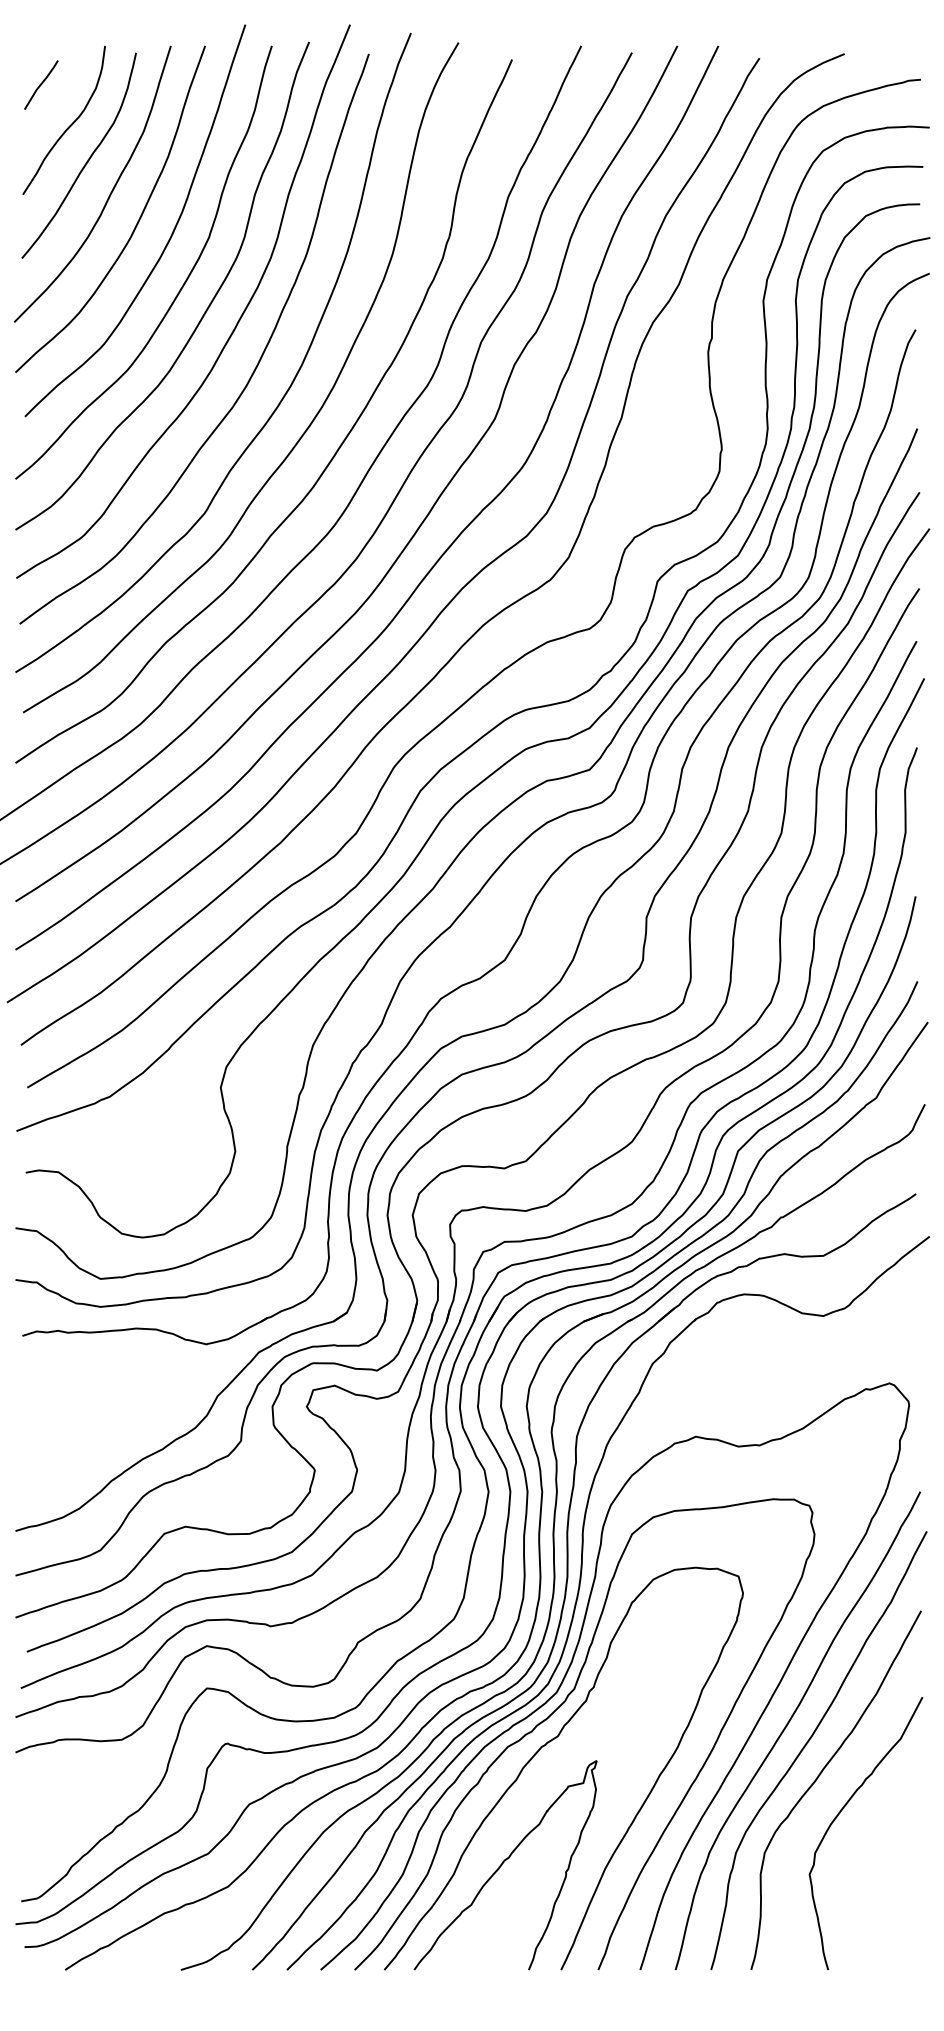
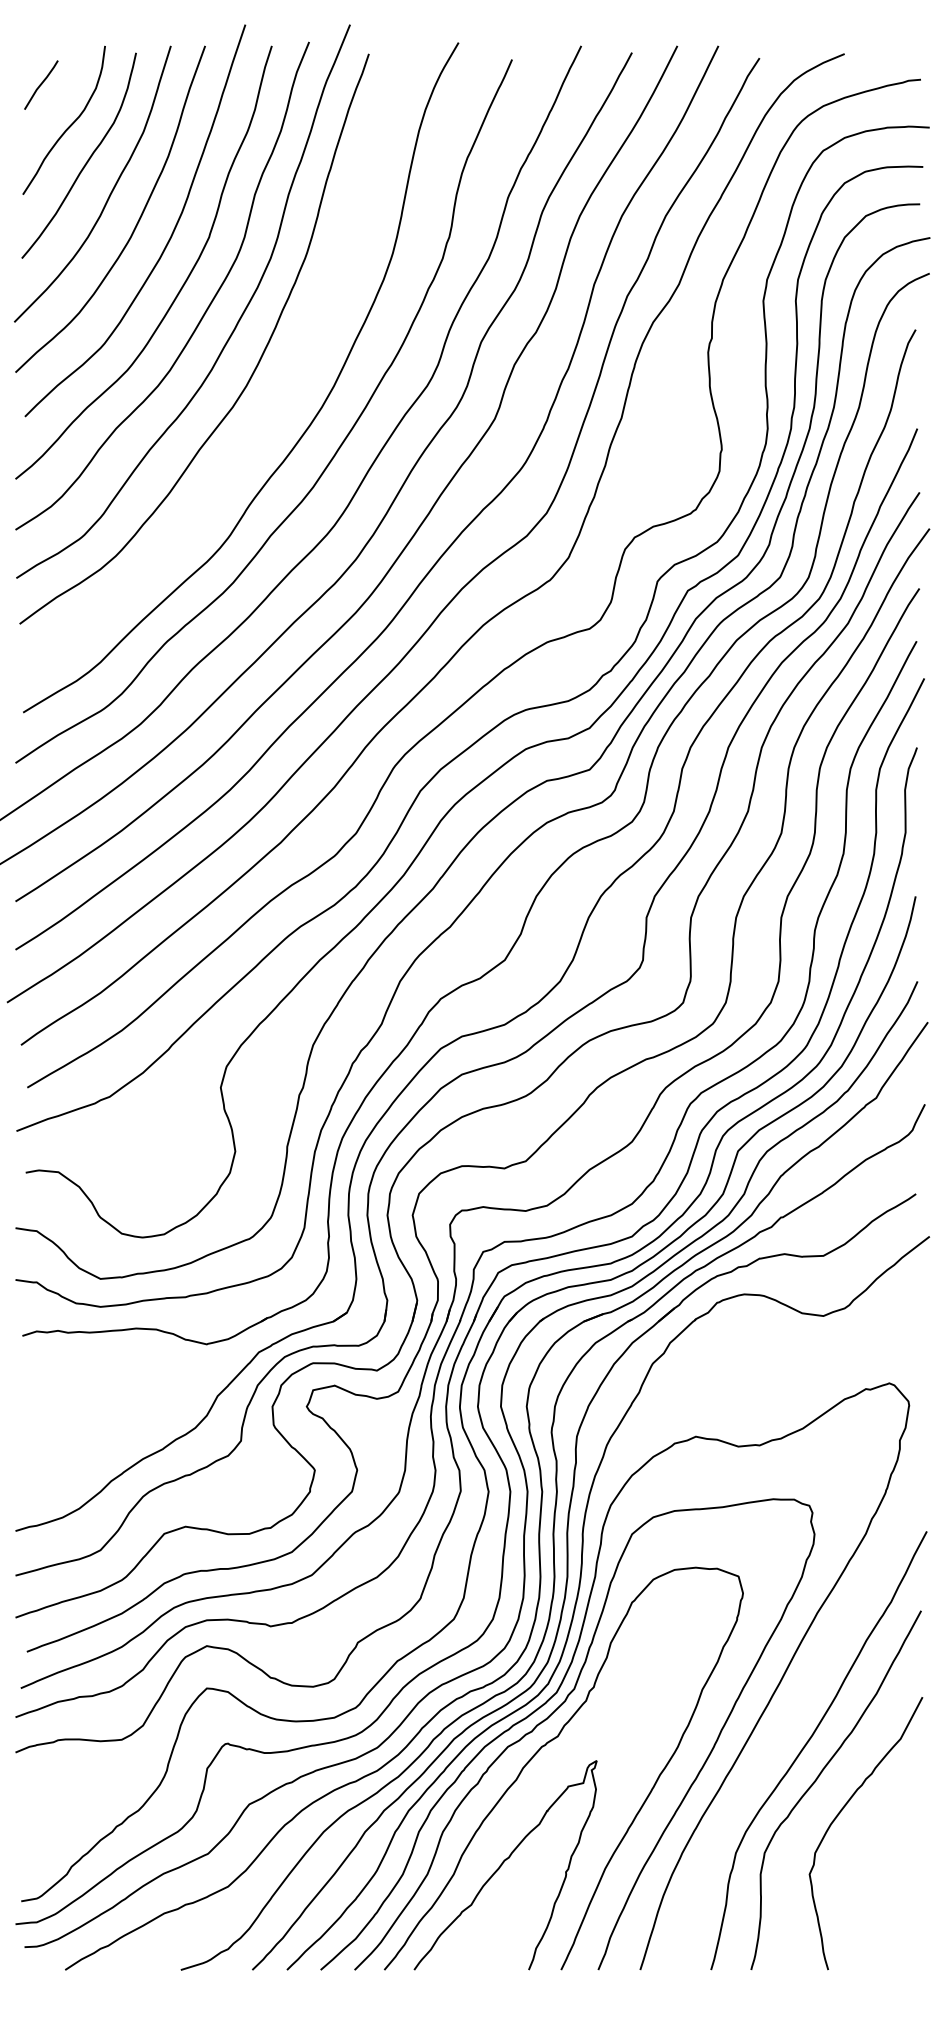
curve: present -> none (281, 398)
curve: present -> none (789, 1723)
